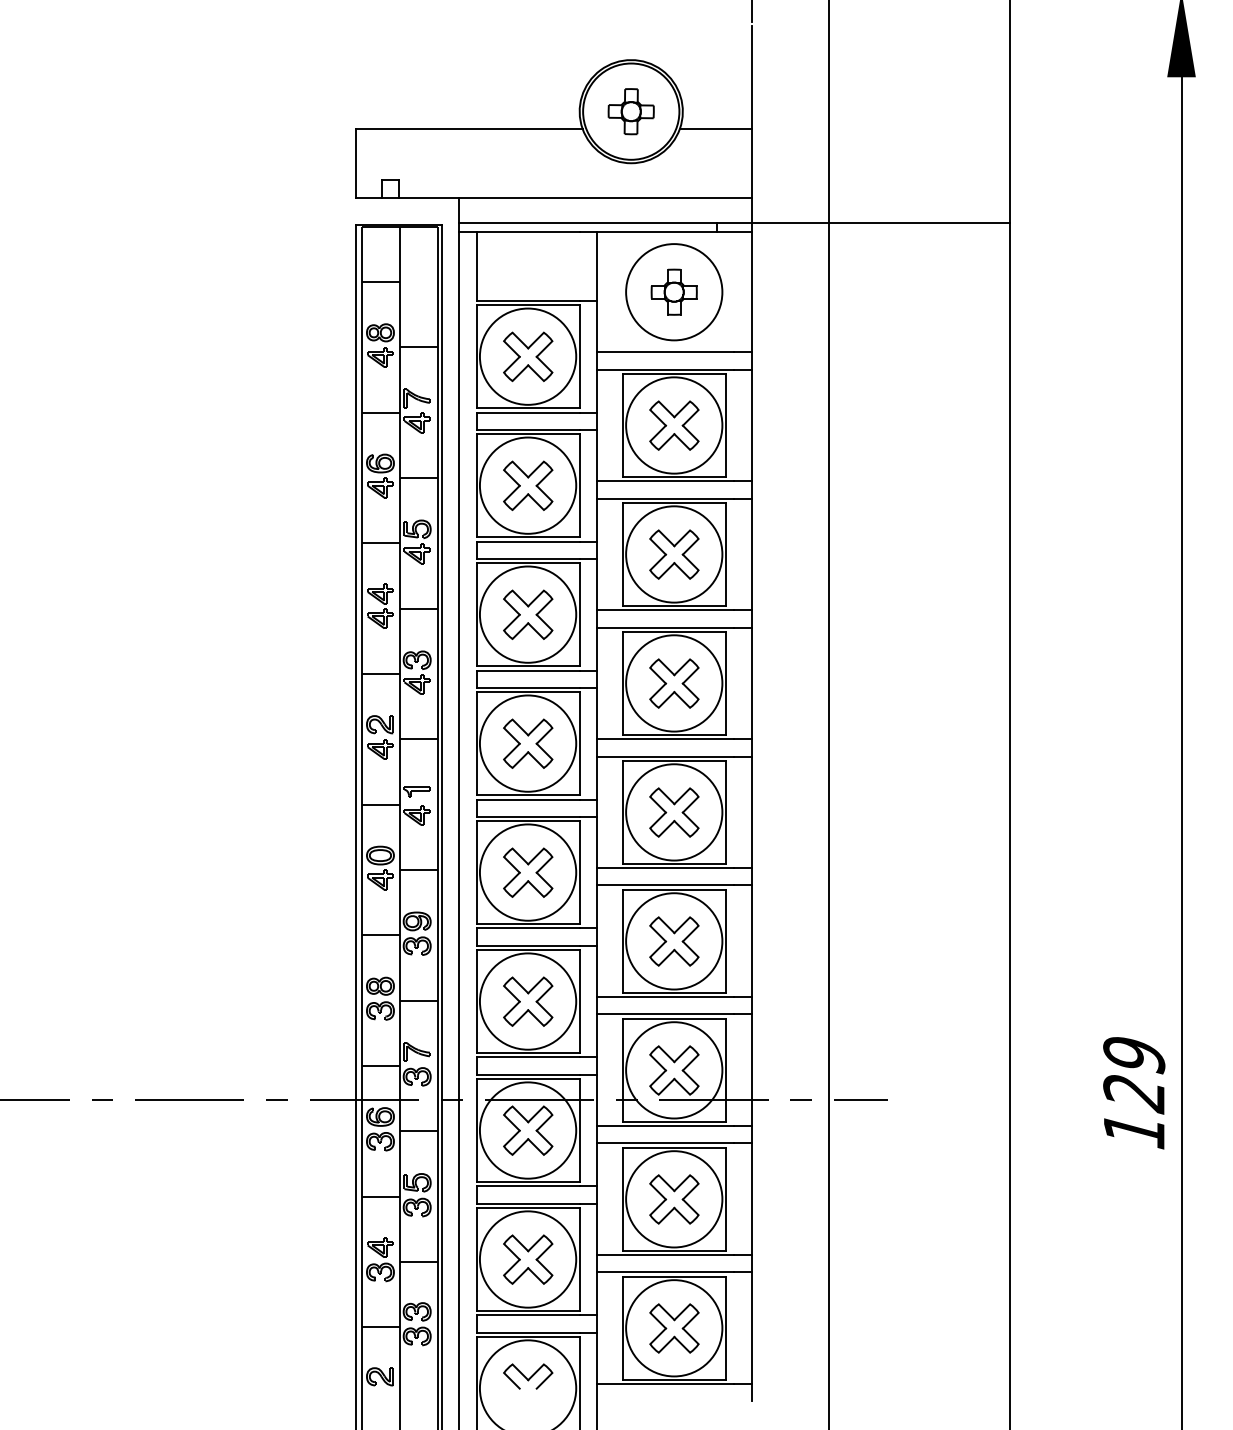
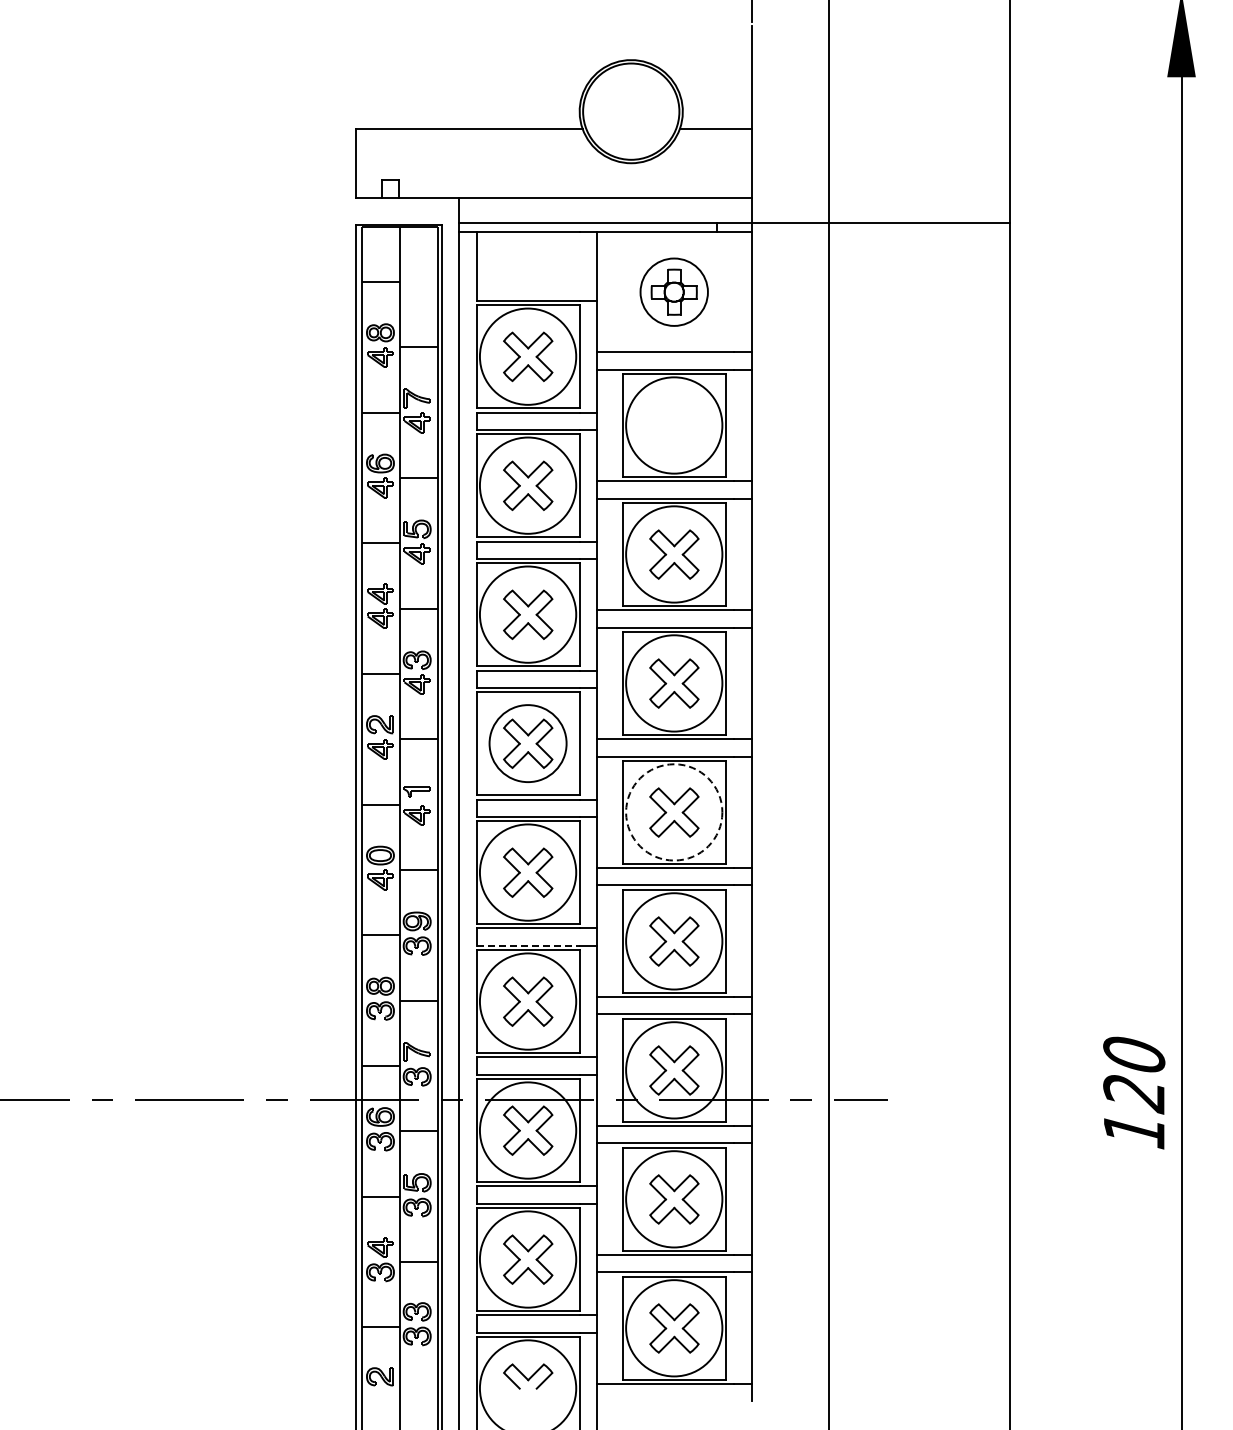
part: present -> none (630, 111)
circle diameter: 96 px -> 67 px (673, 291)
part: present -> none (674, 425)
circle diameter: 96 px -> 77 px (527, 743)
circle: solid -> dashed (674, 812)
line: solid -> dashed (528, 945)
text: 129 -> 120 (1134, 1055)
